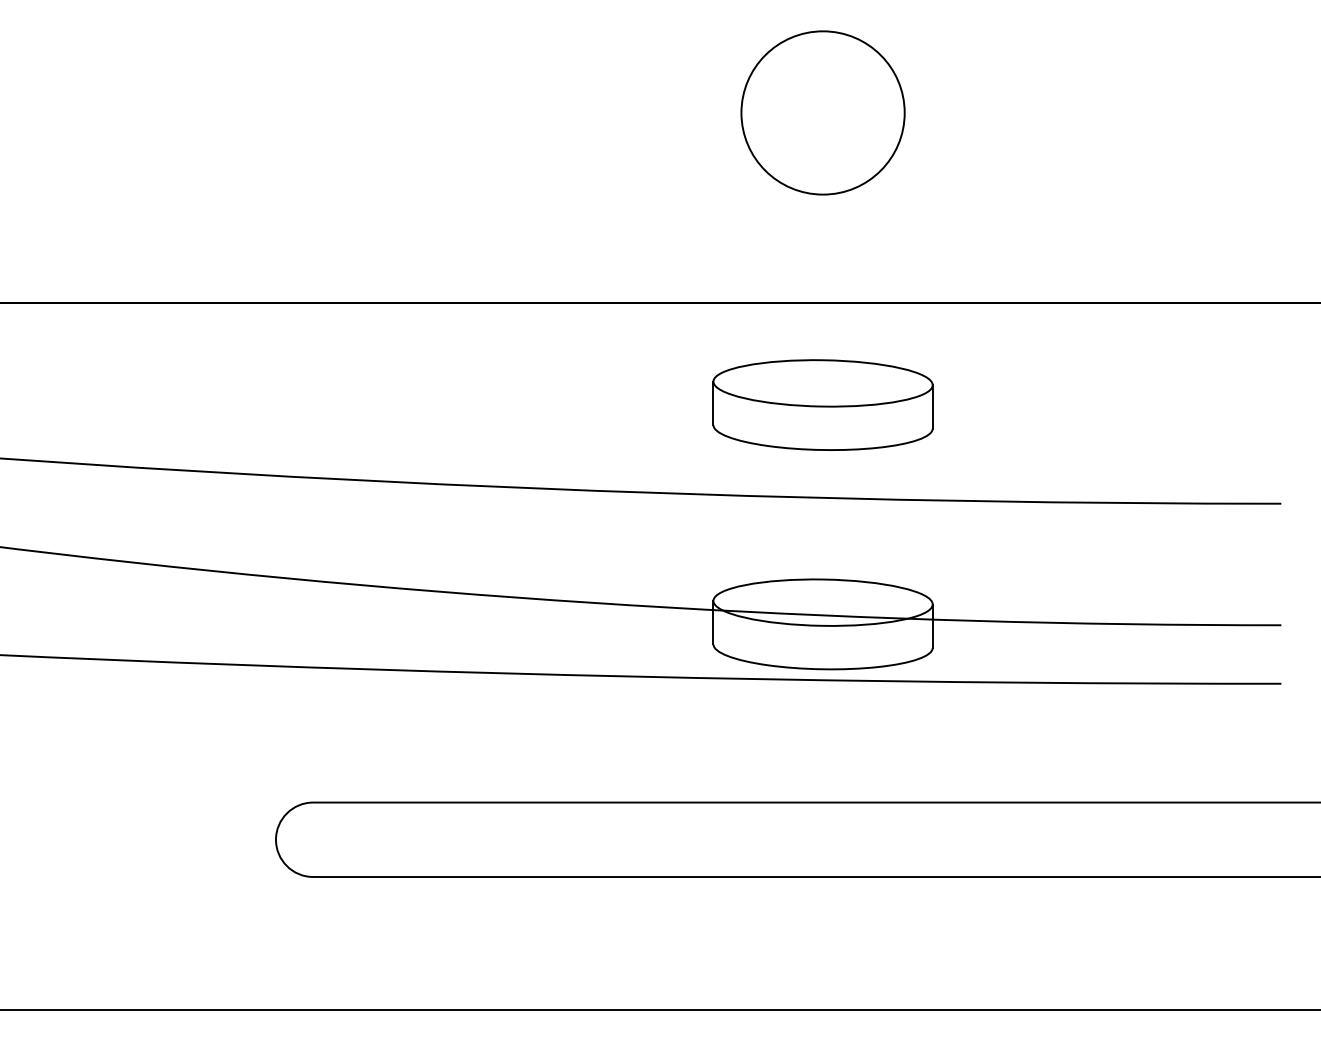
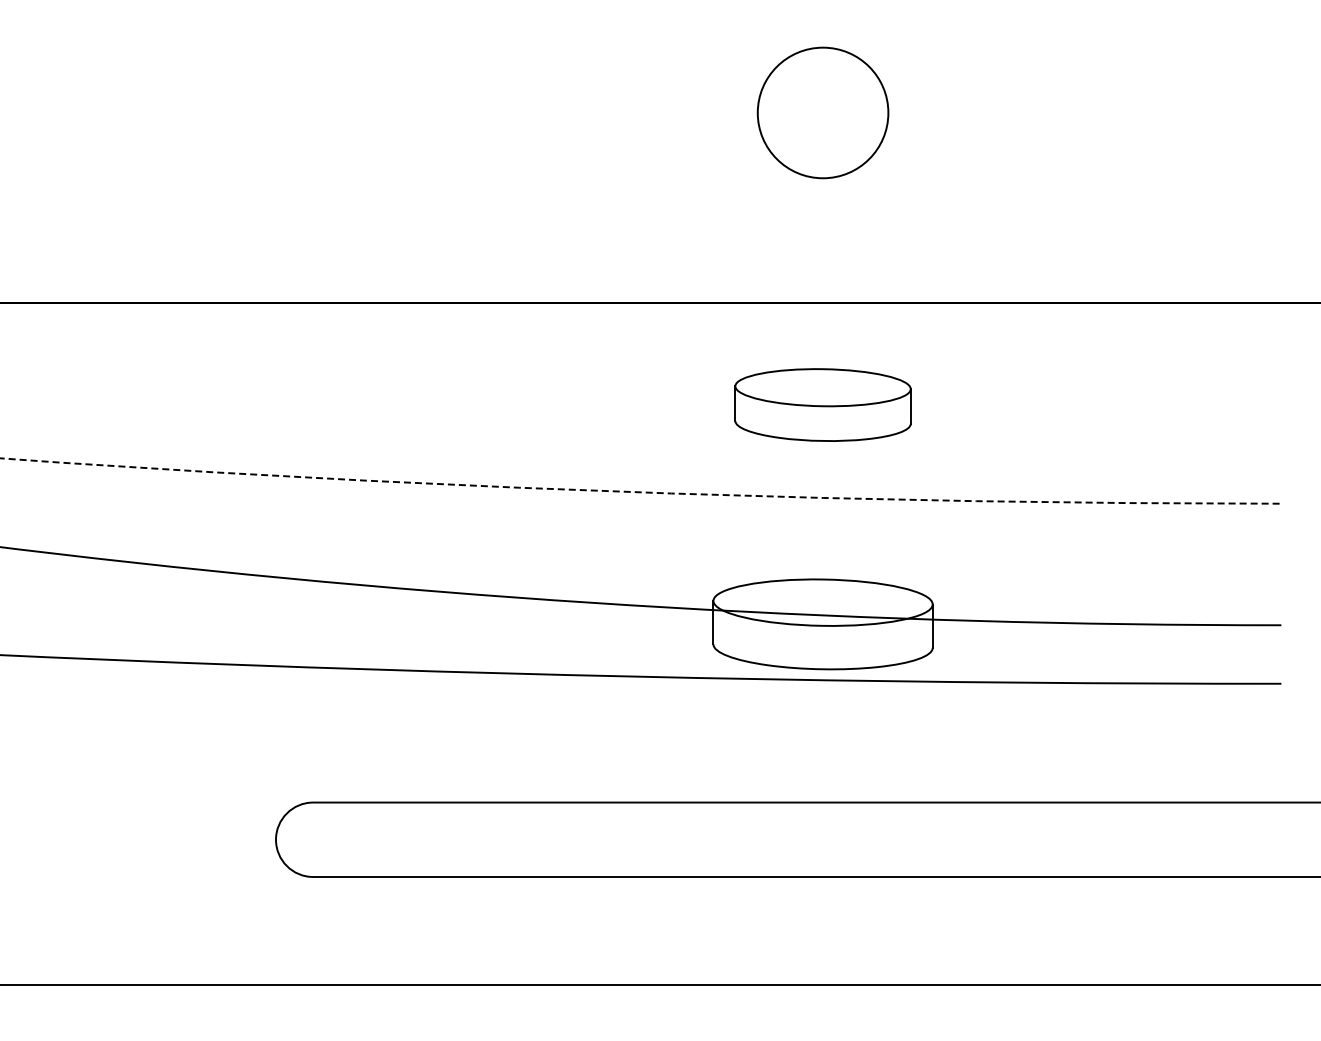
circle diameter: 163 px -> 131 px (822, 112)
part size: 222x92 px -> 178x74 px (822, 404)
arc: solid -> dashed (640, 492)
line position: (659, 1009) -> (659, 984) (659, 984)
